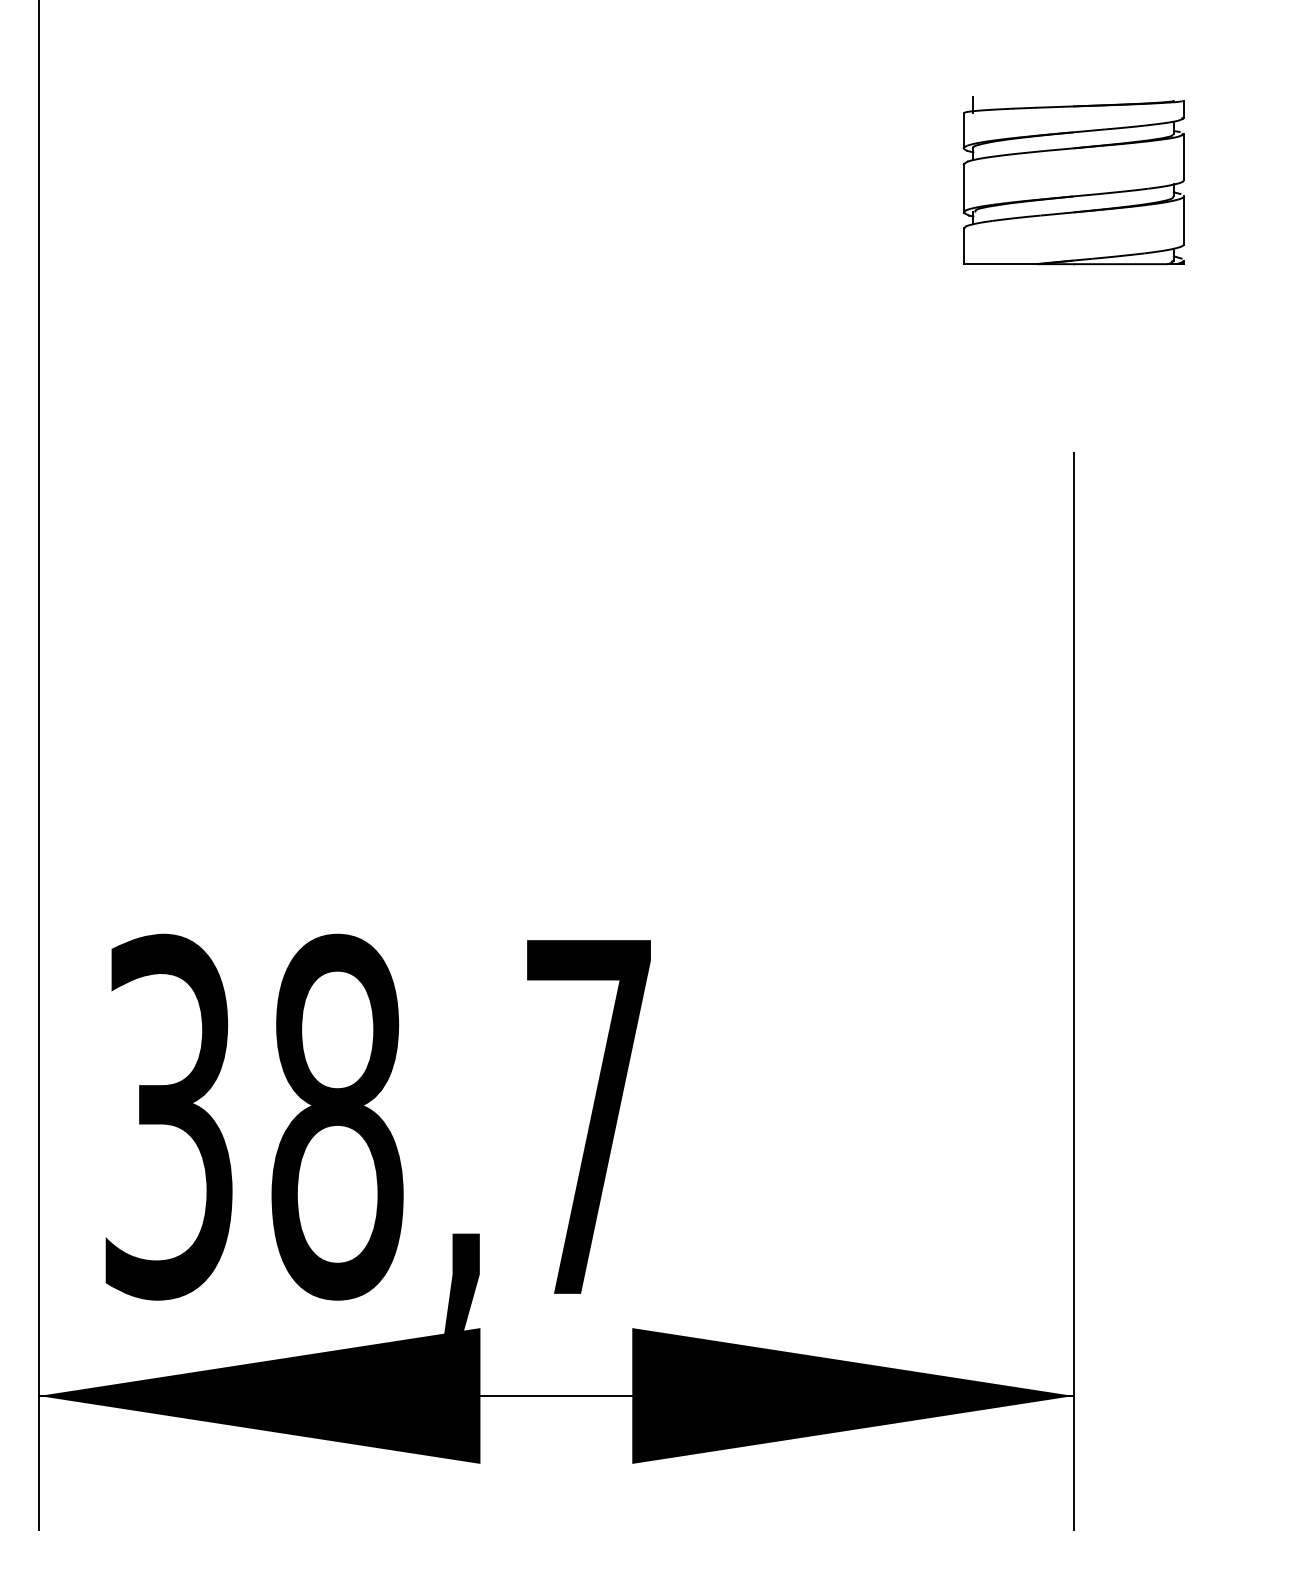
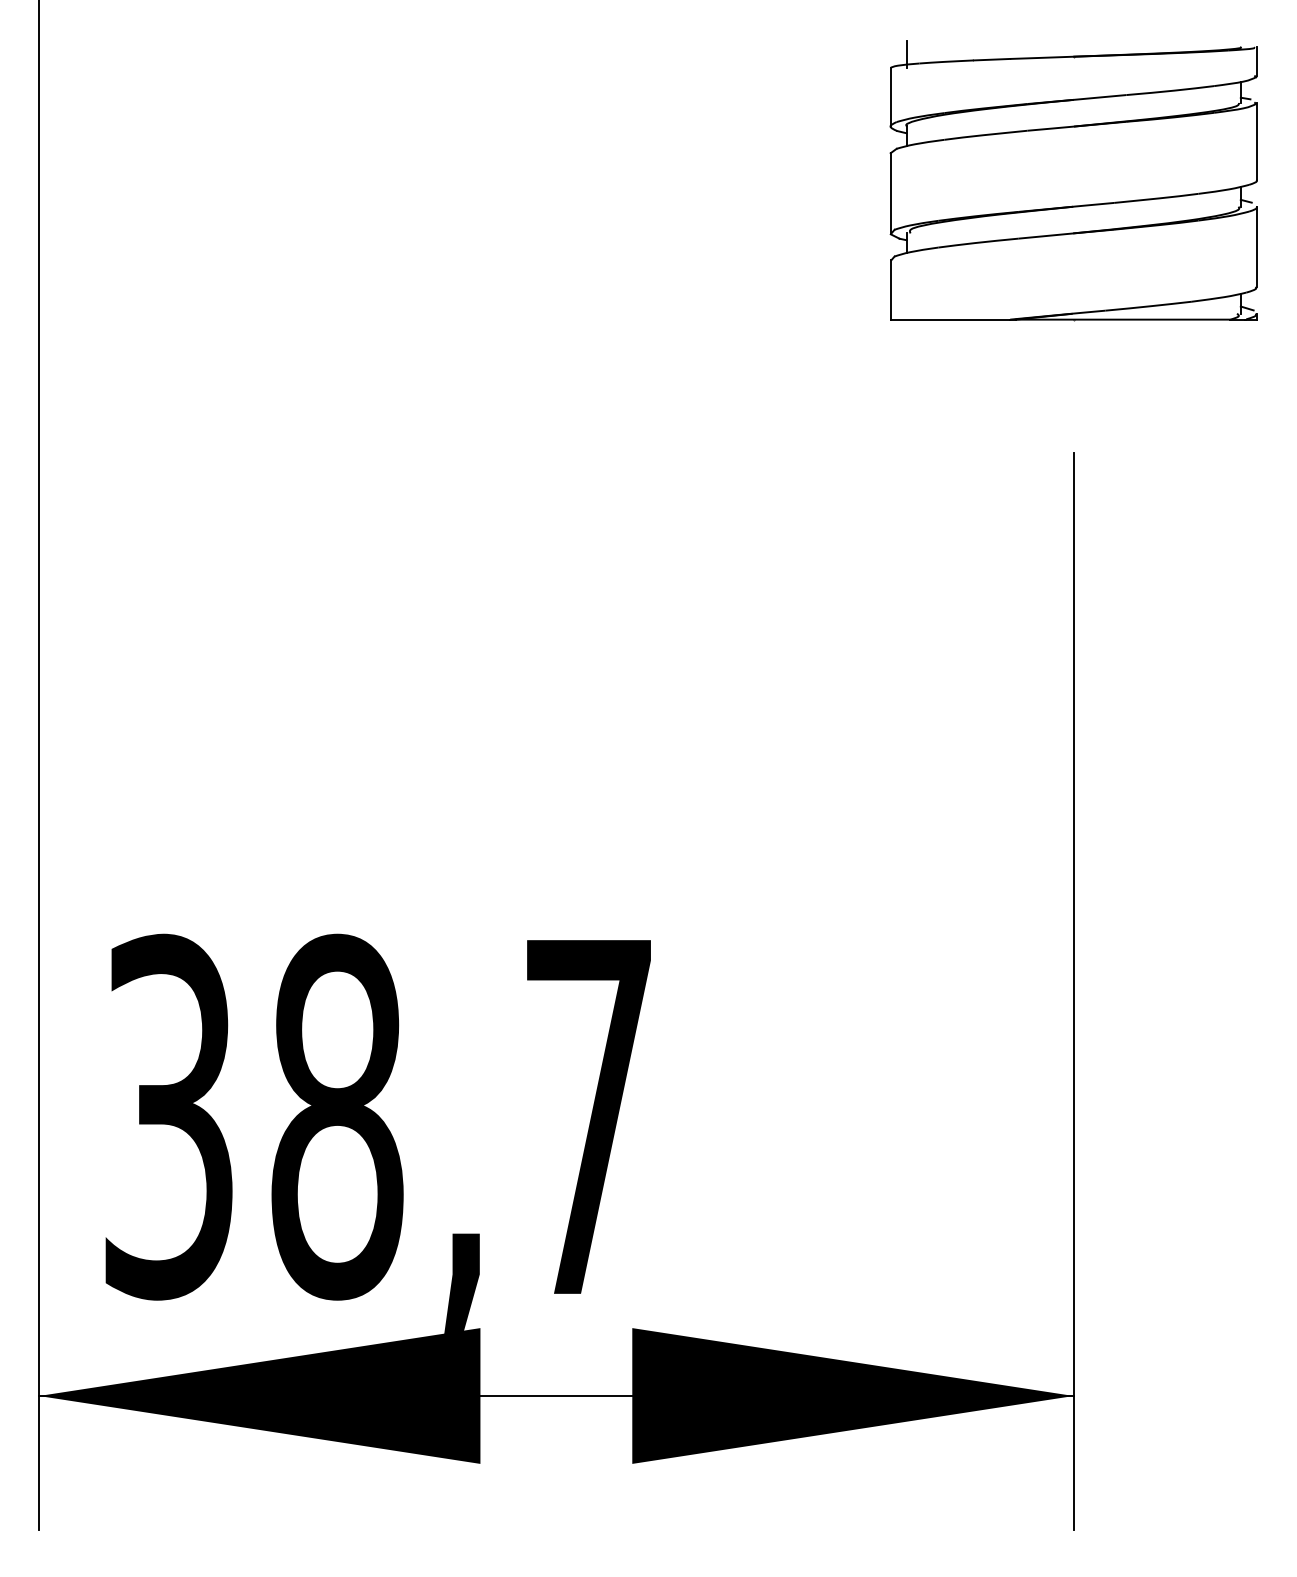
part size: 223x170 px -> 369x282 px (1073, 180)
